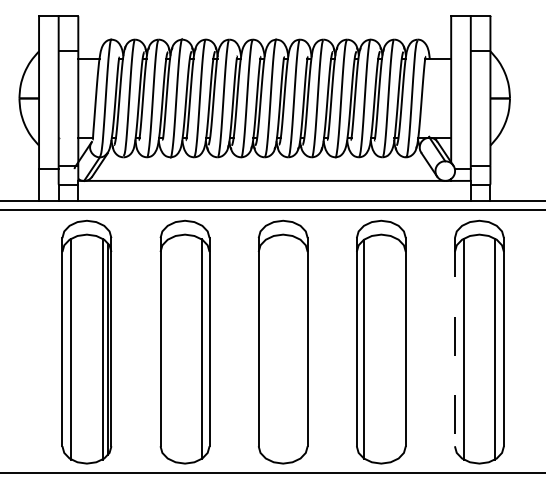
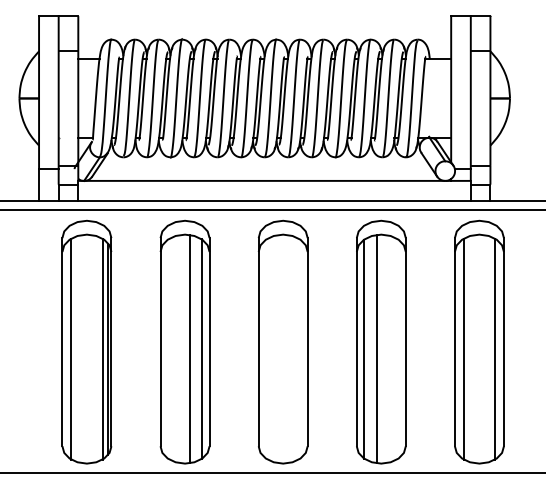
line: dashed -> solid (454, 342)
line: none -> present (189, 348)
line: none -> present (376, 348)
